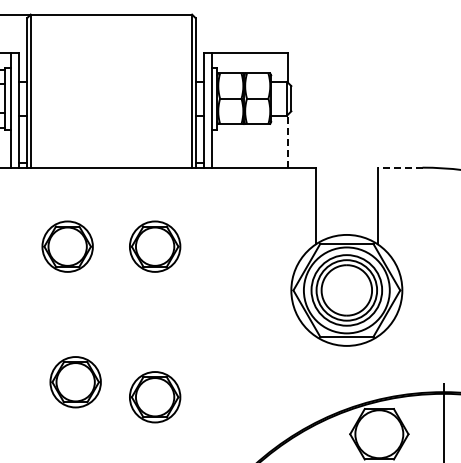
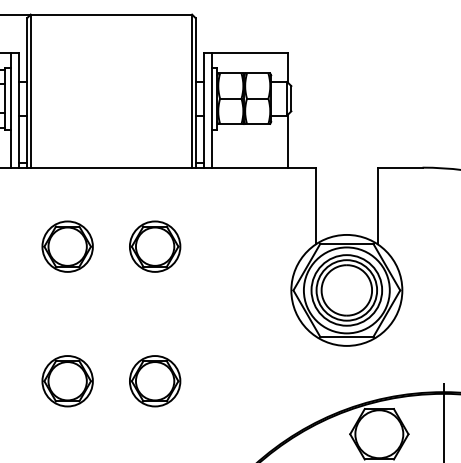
line: dashed -> solid (287, 140)
line: dashed -> solid (399, 167)
part position: (75, 382) -> (67, 381) (67, 381)
part position: (155, 397) -> (155, 381) (155, 381)
